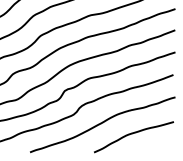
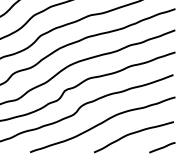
line: none -> present (162, 147)
